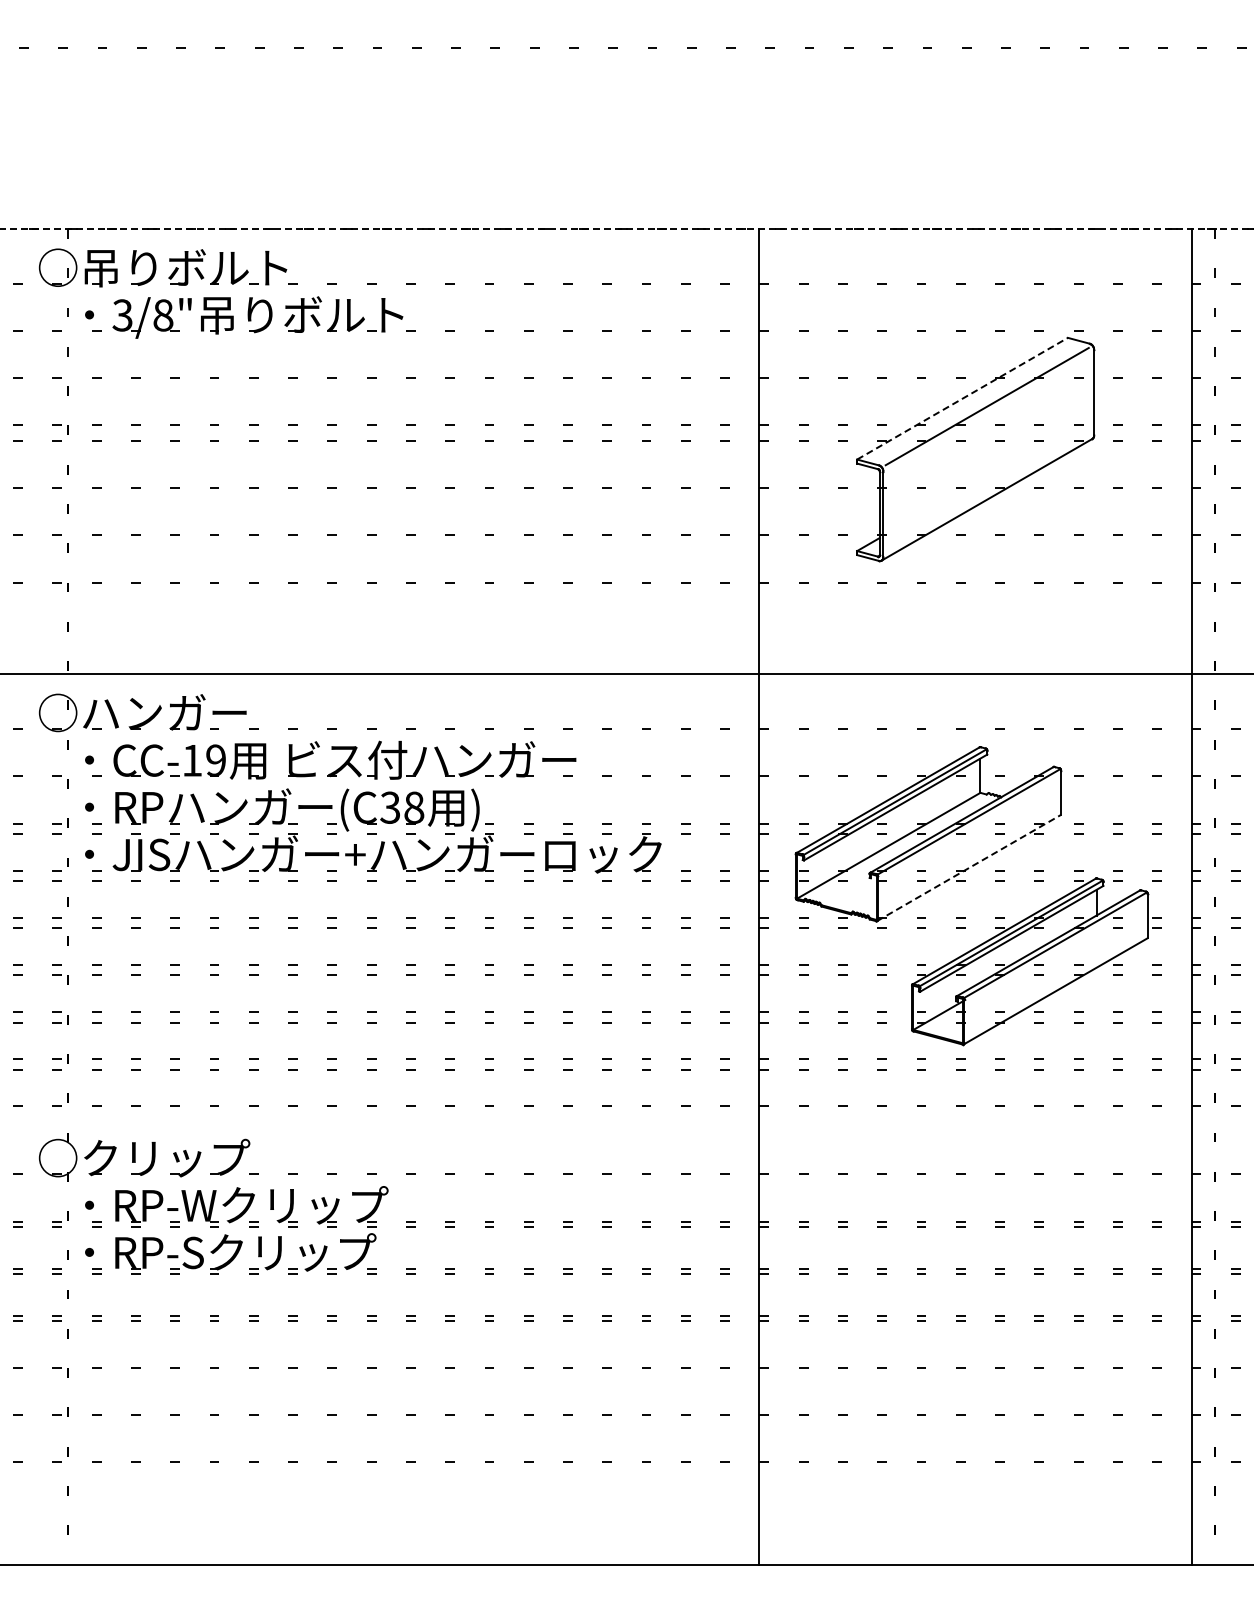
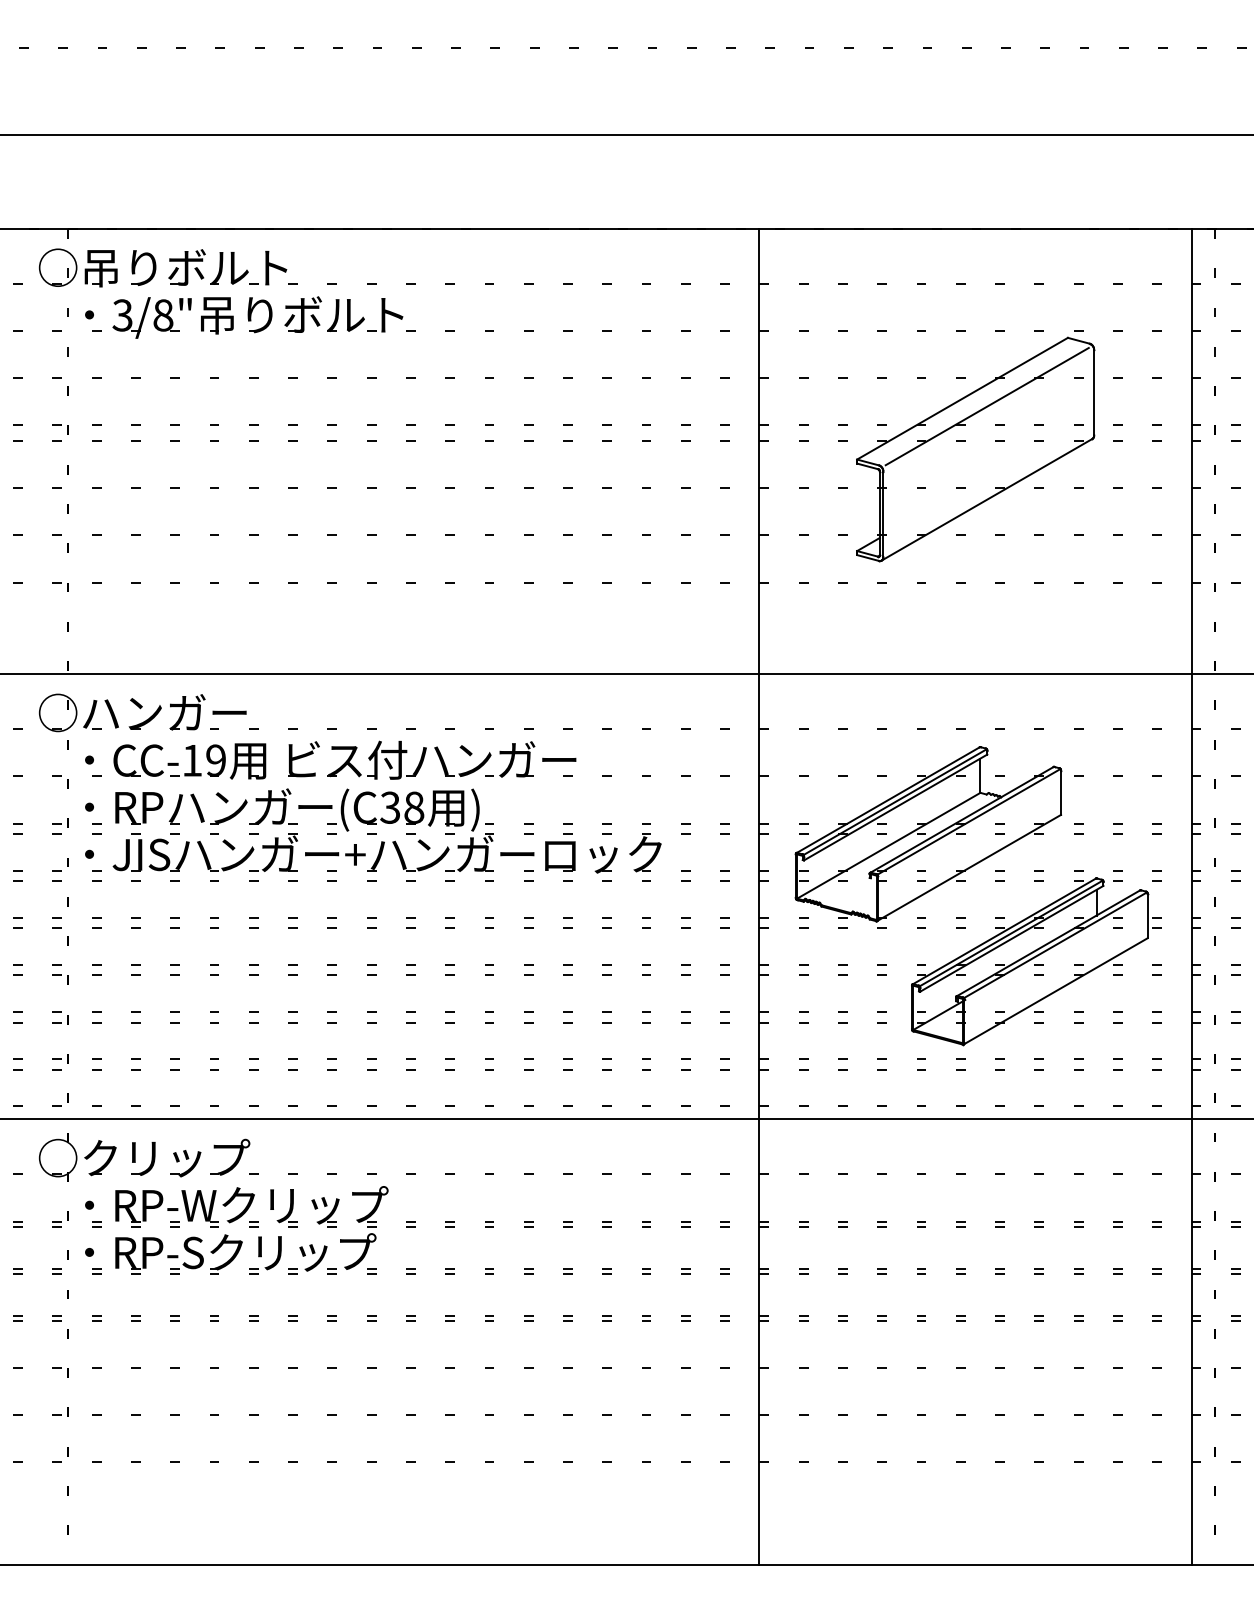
line: none -> present (626, 134)
line: dashed -> solid (627, 229)
line: dashed -> solid (962, 398)
line: dashed -> solid (969, 867)
line: none -> present (626, 1119)
